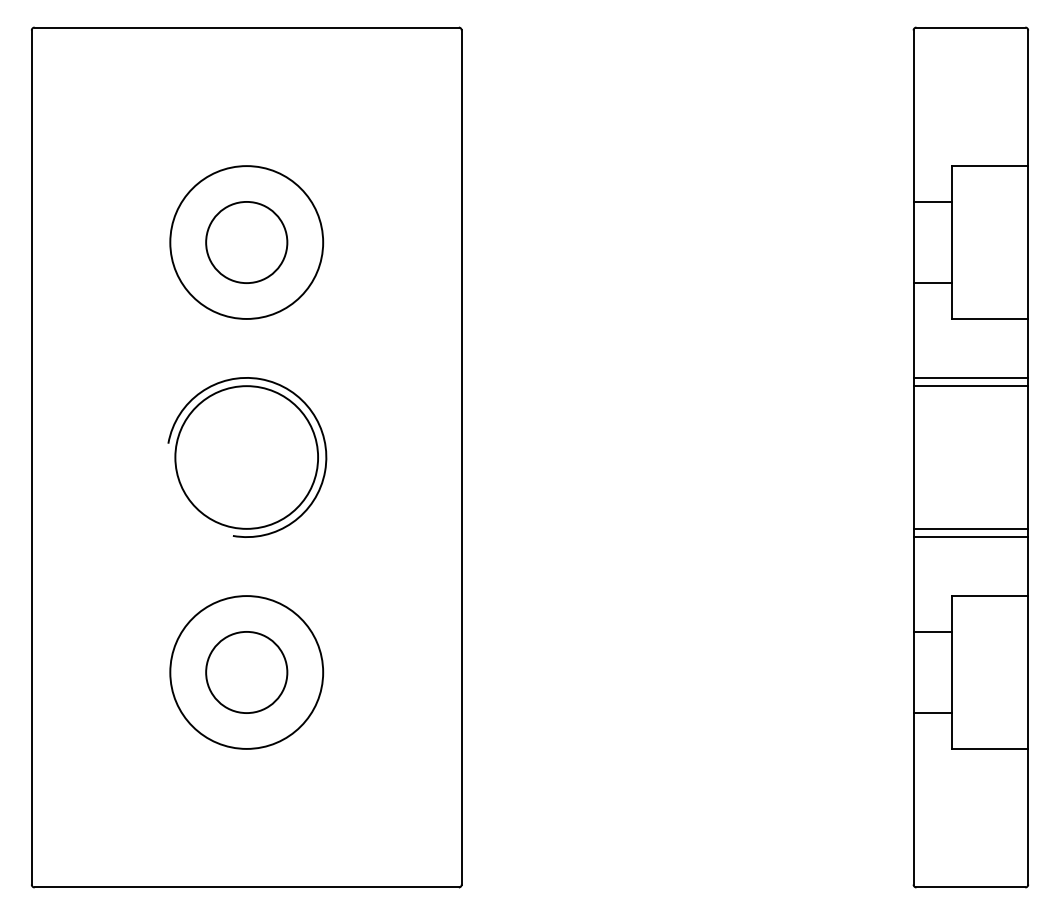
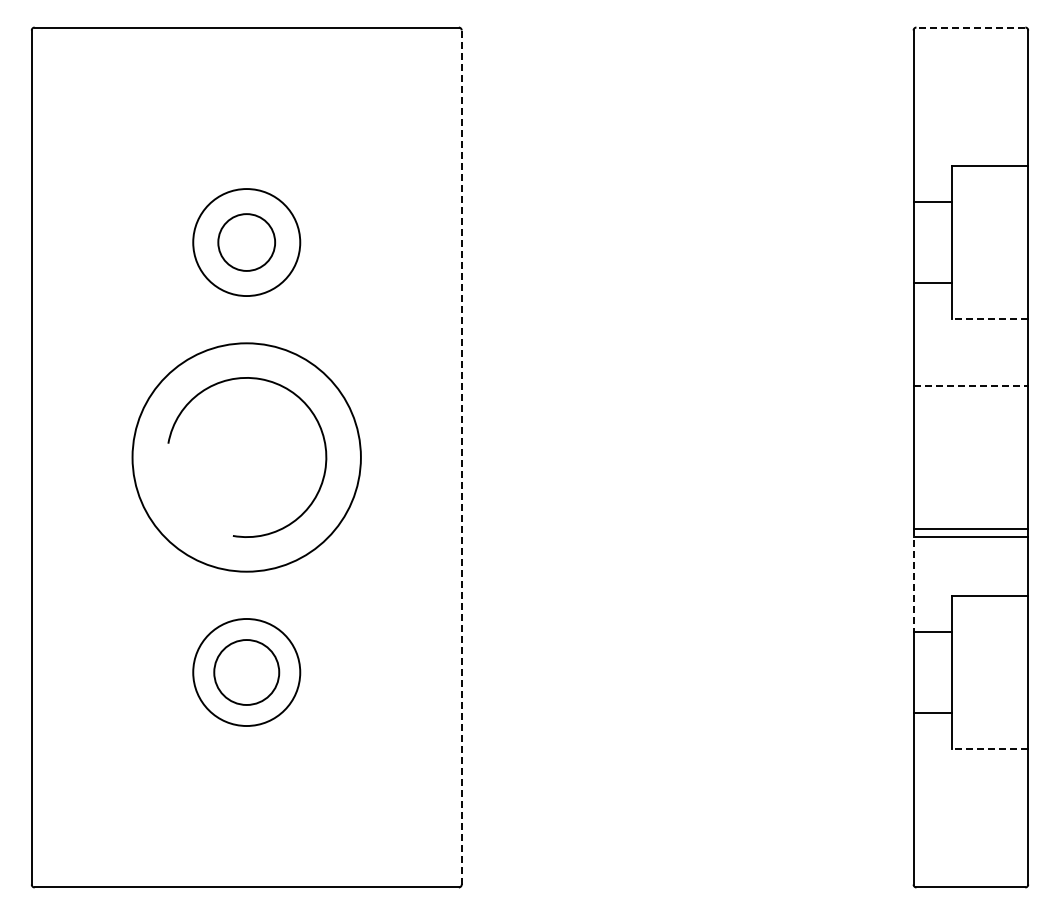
line: solid -> dashed (970, 27)
circle diameter: 153 px -> 107 px (246, 242)
circle diameter: 81 px -> 57 px (246, 242)
line: solid -> dashed (989, 318)
line: present -> none (970, 377)
line: solid -> dashed (971, 386)
circle diameter: 143 px -> 228 px (246, 457)
line: solid -> dashed (461, 457)
line: solid -> dashed (913, 580)
circle diameter: 153 px -> 107 px (246, 672)
circle diameter: 81 px -> 65 px (246, 672)
line: solid -> dashed (989, 748)
